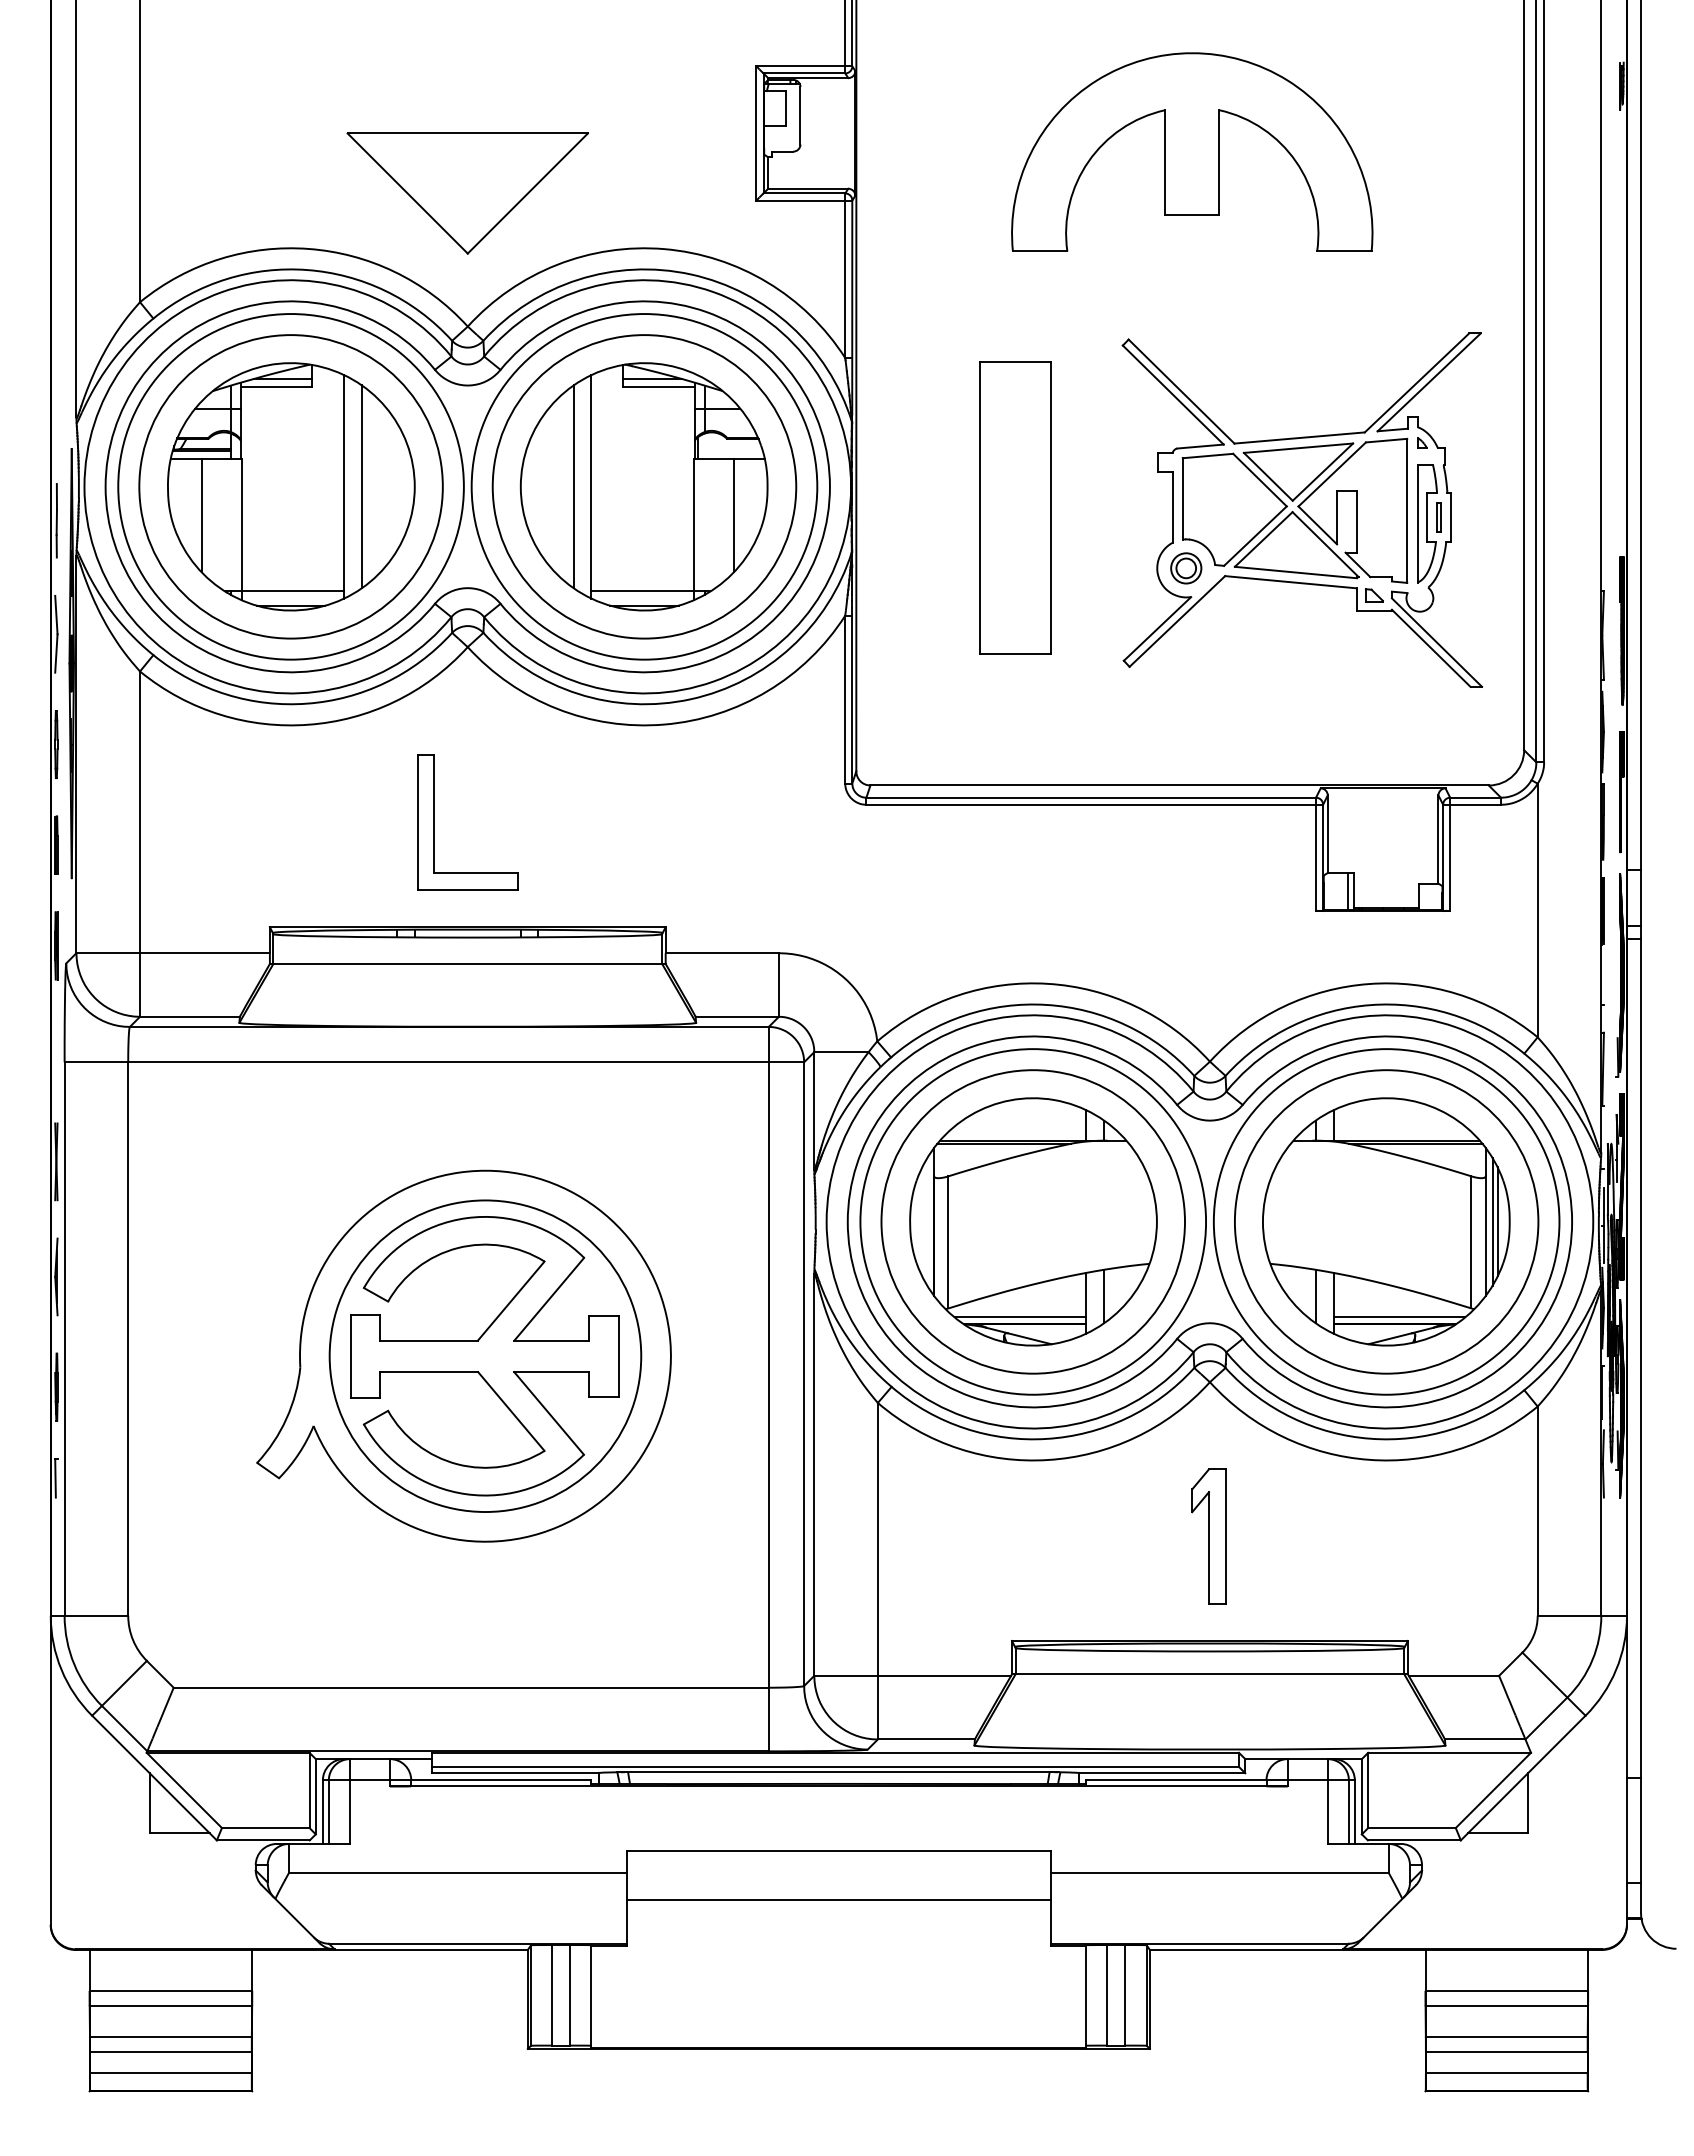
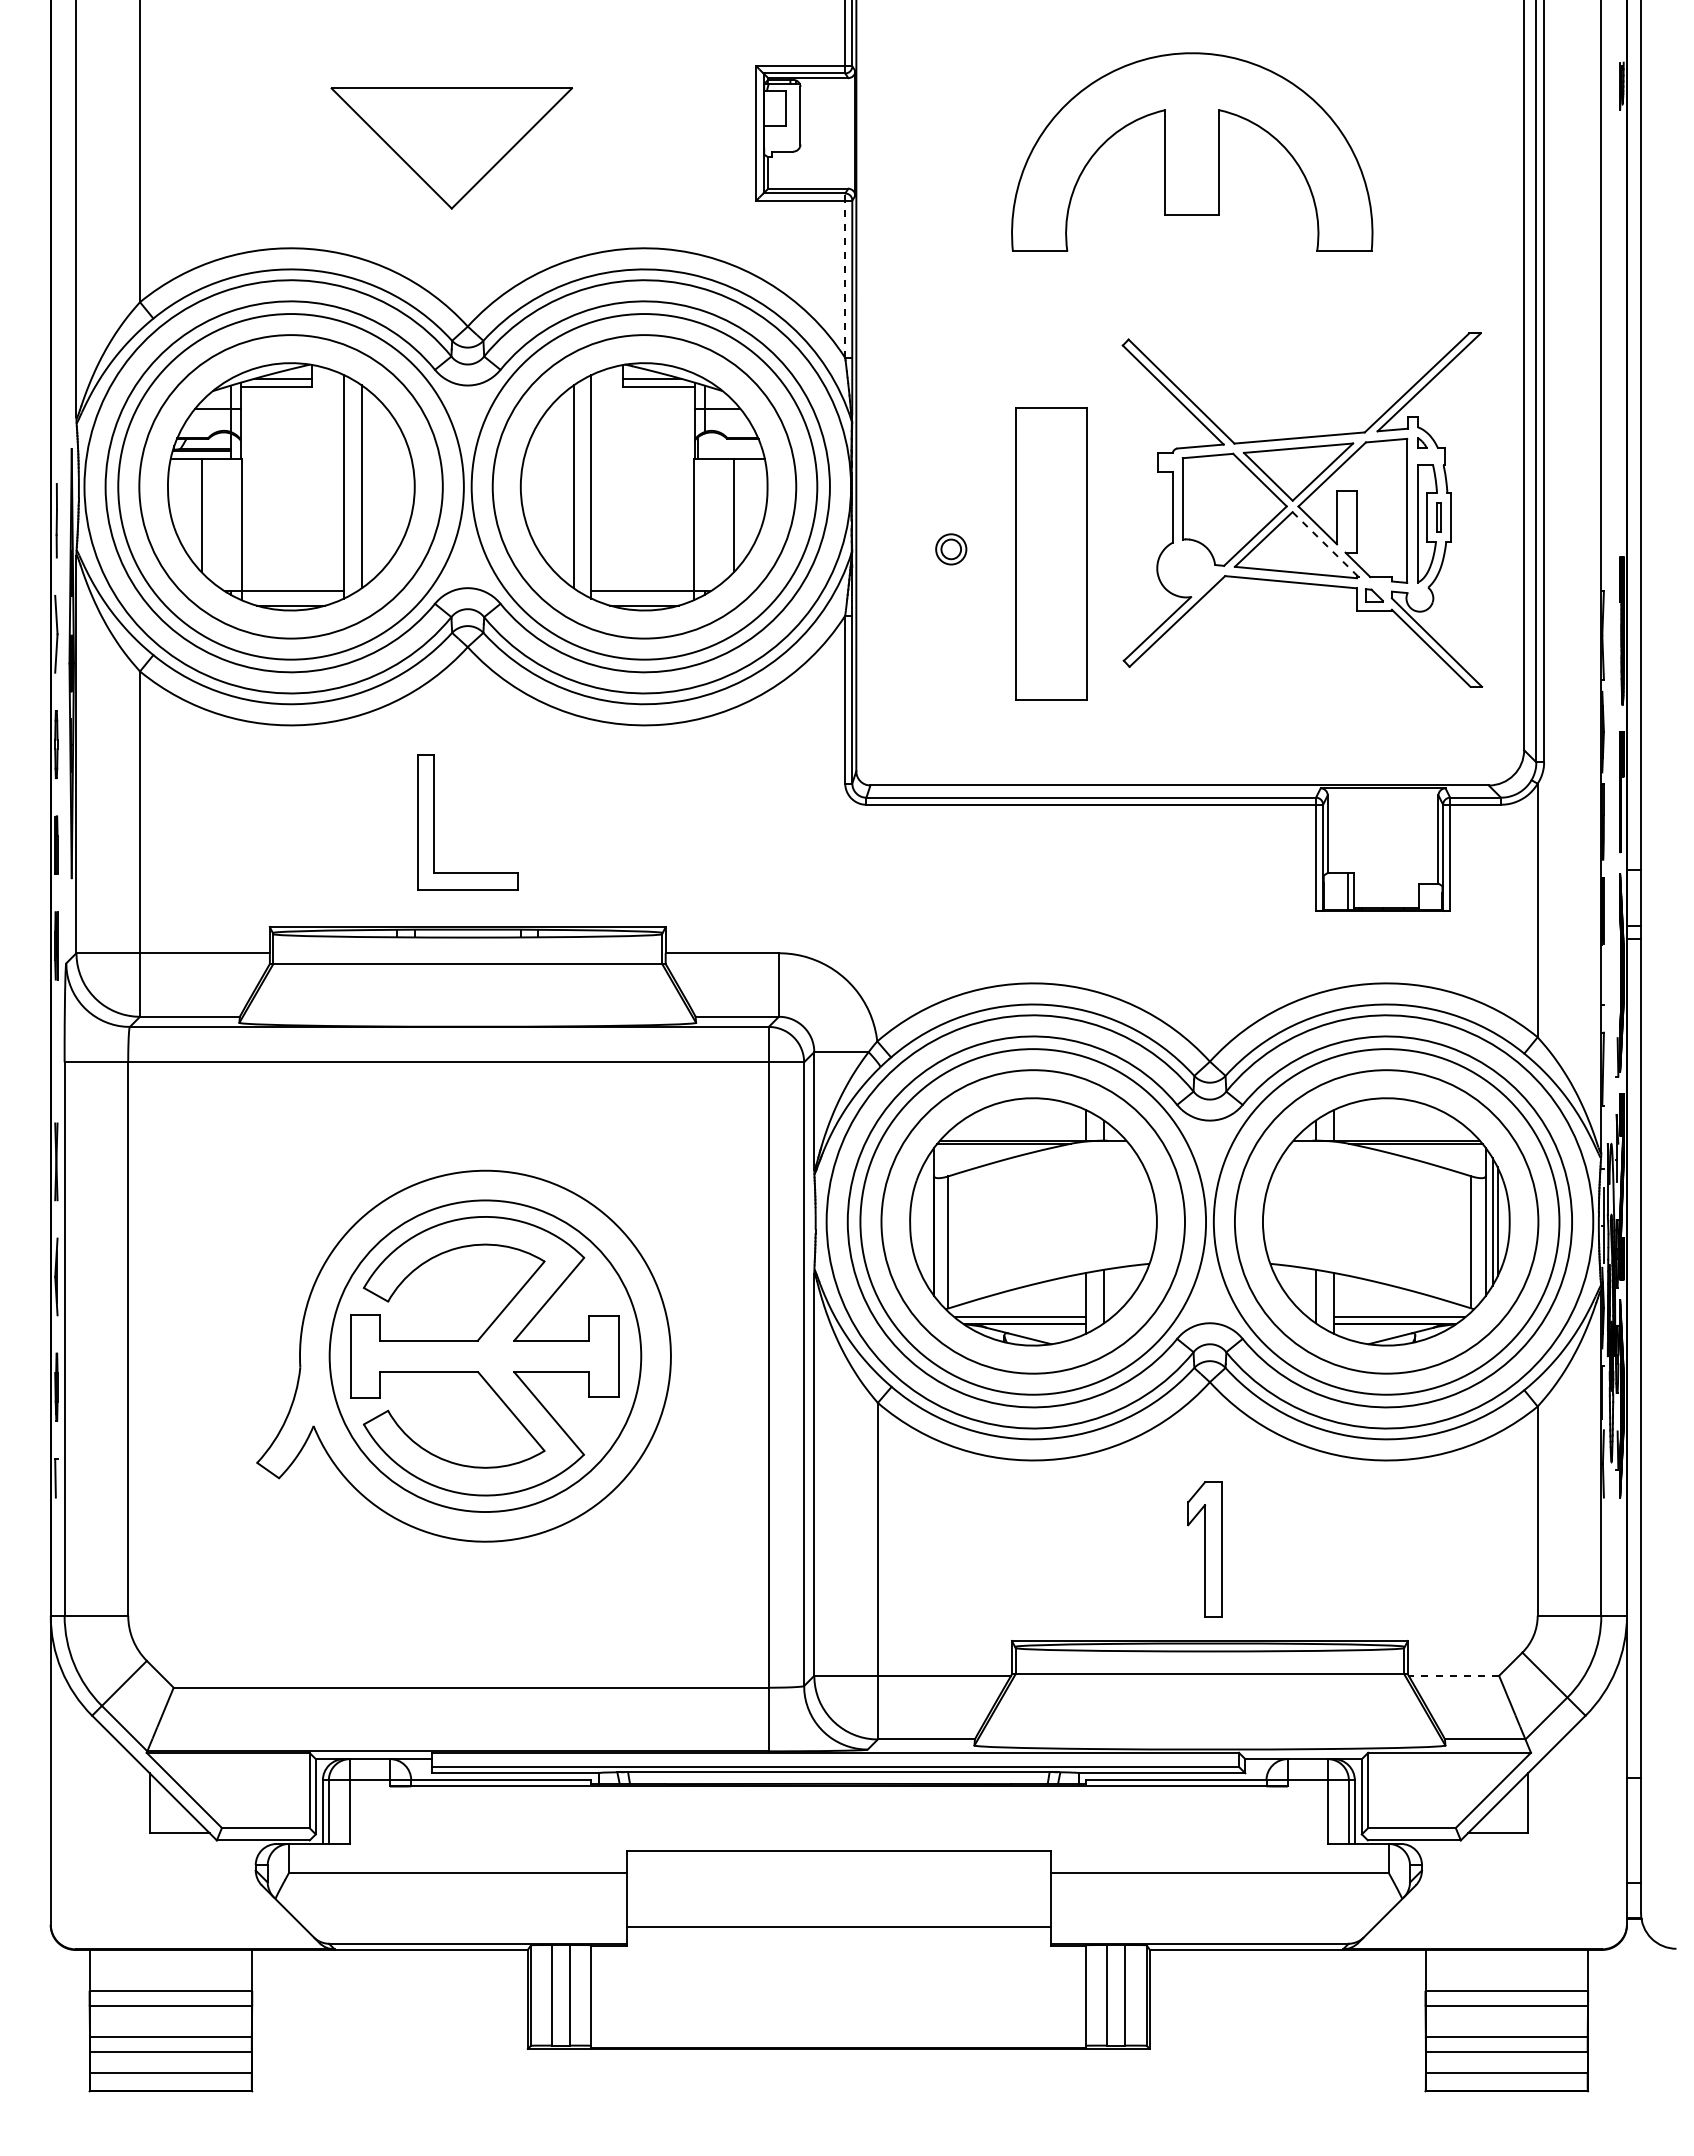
part position: (467, 193) -> (451, 148) (451, 148)
line: solid -> dashed (845, 275)
part position: (1015, 507) -> (1051, 553) (1051, 553)
line: solid -> dashed (1326, 544)
part position: (1186, 568) -> (951, 549) (951, 549)
part position: (1208, 1536) -> (1204, 1549) (1204, 1549)
line: solid -> dashed (1453, 1675)
line position: (838, 1900) -> (838, 1927) (838, 1927)
